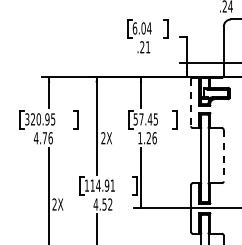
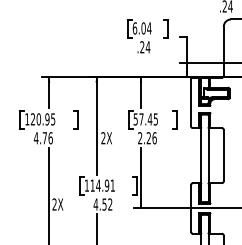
text: .21 -> .24 (147, 47)
line: dashed -> solid (191, 103)
text: 320.95 -> 120.95 (27, 119)
text: 1.26 -> 2.26 (140, 138)
line: dashed -> solid (223, 155)
